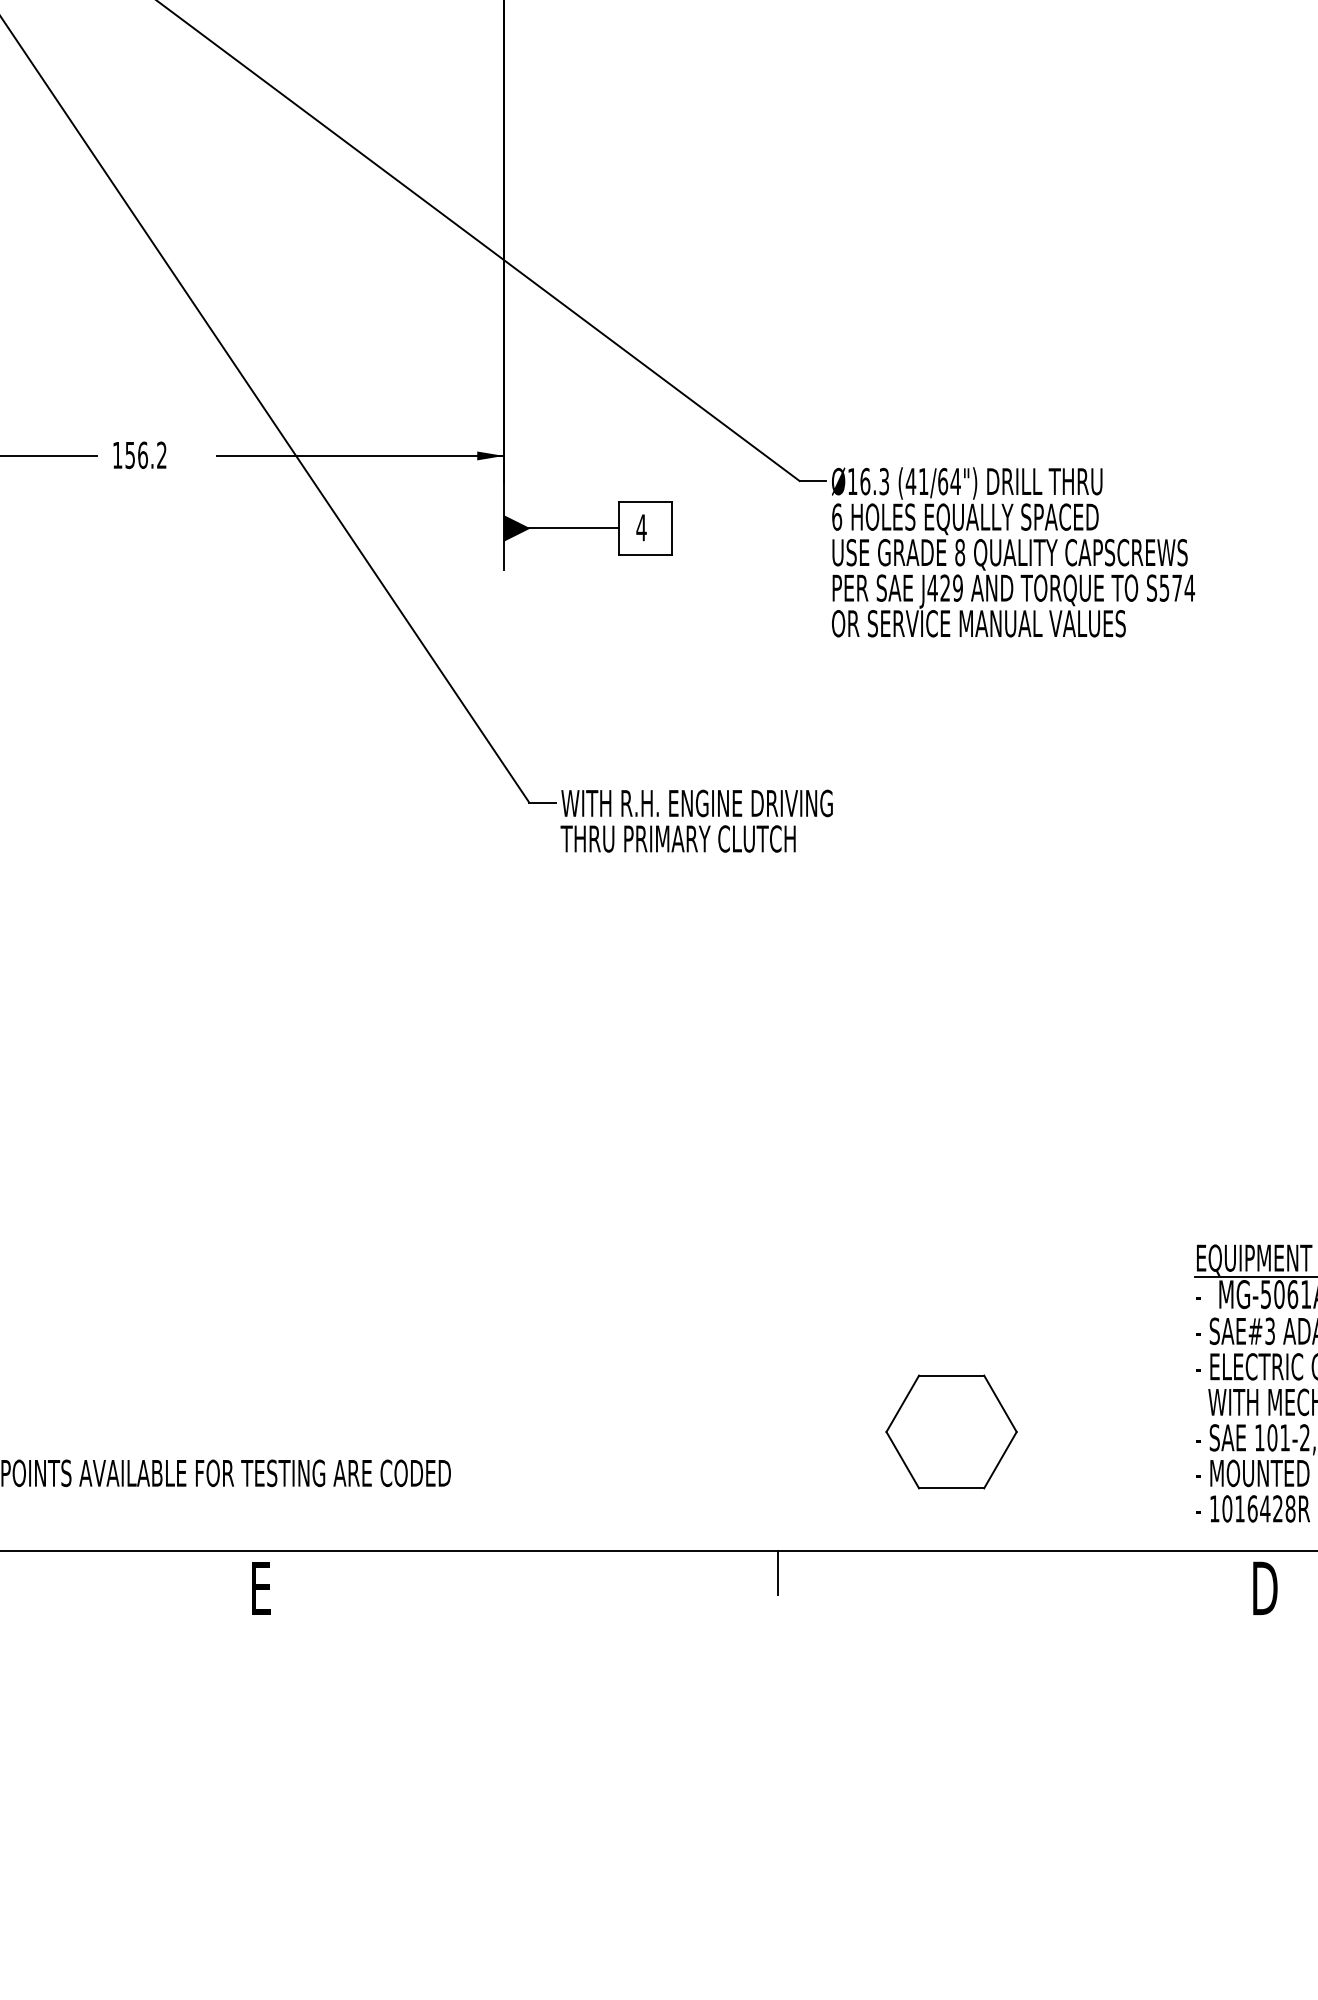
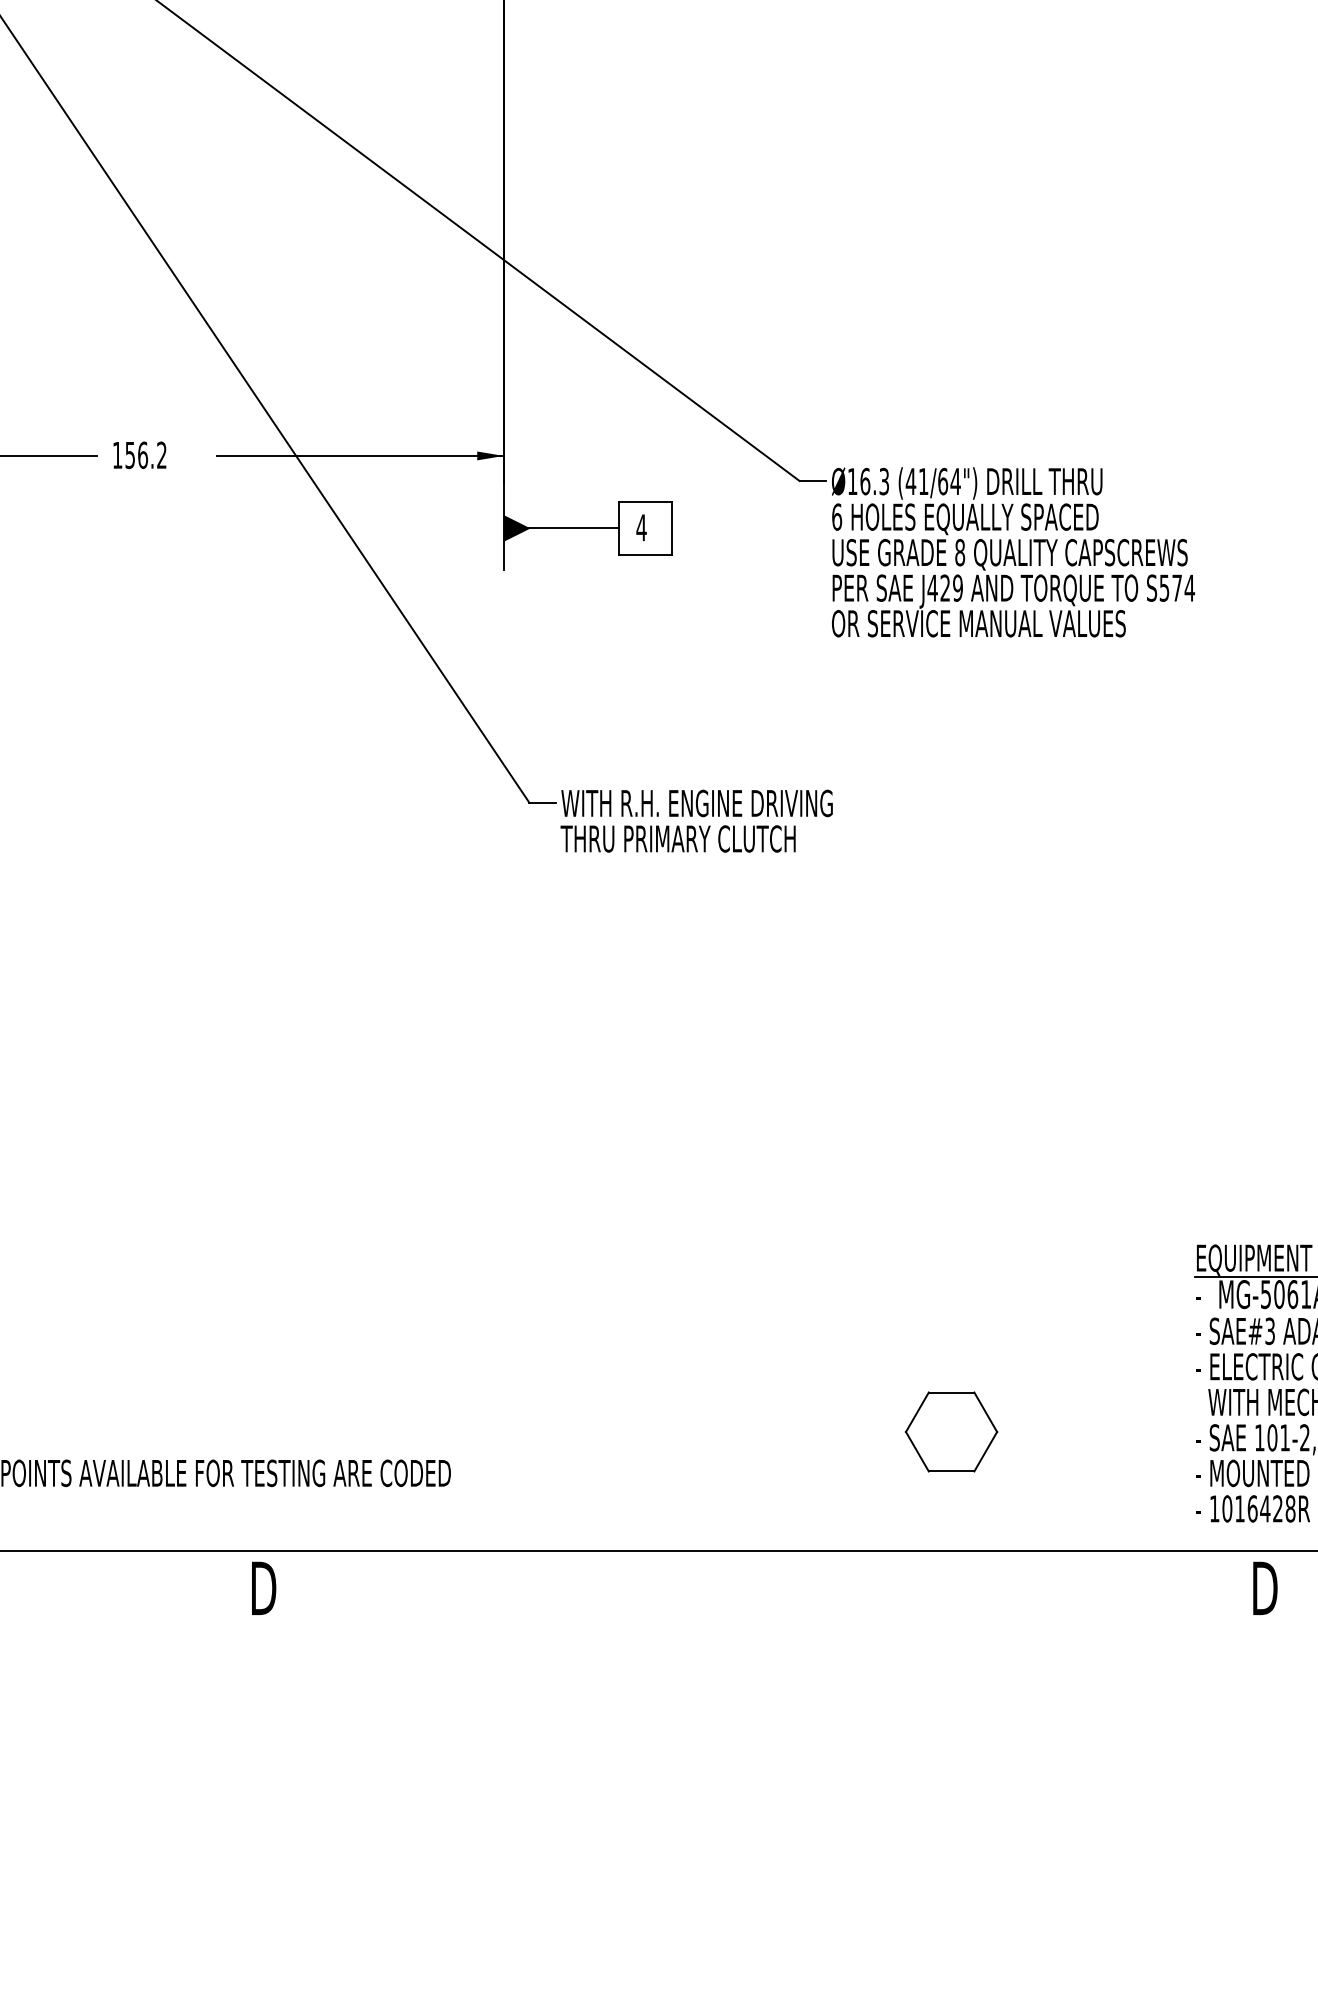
part size: 133x116 px -> 94x82 px (951, 1431)
line: present -> none (778, 1572)
text: E -> D (264, 1588)
